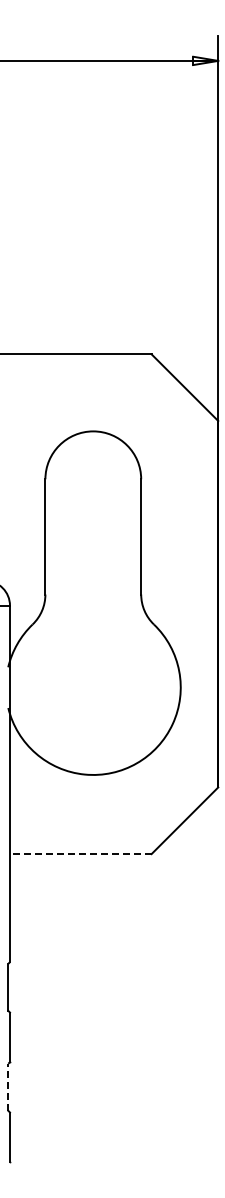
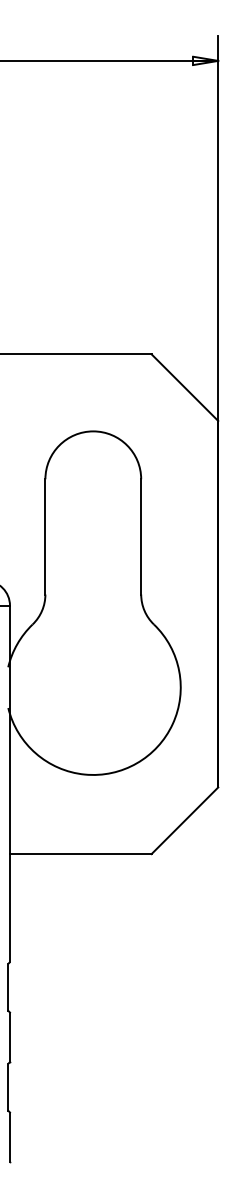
line: dashed -> solid (80, 854)
line: dashed -> solid (8, 1087)
